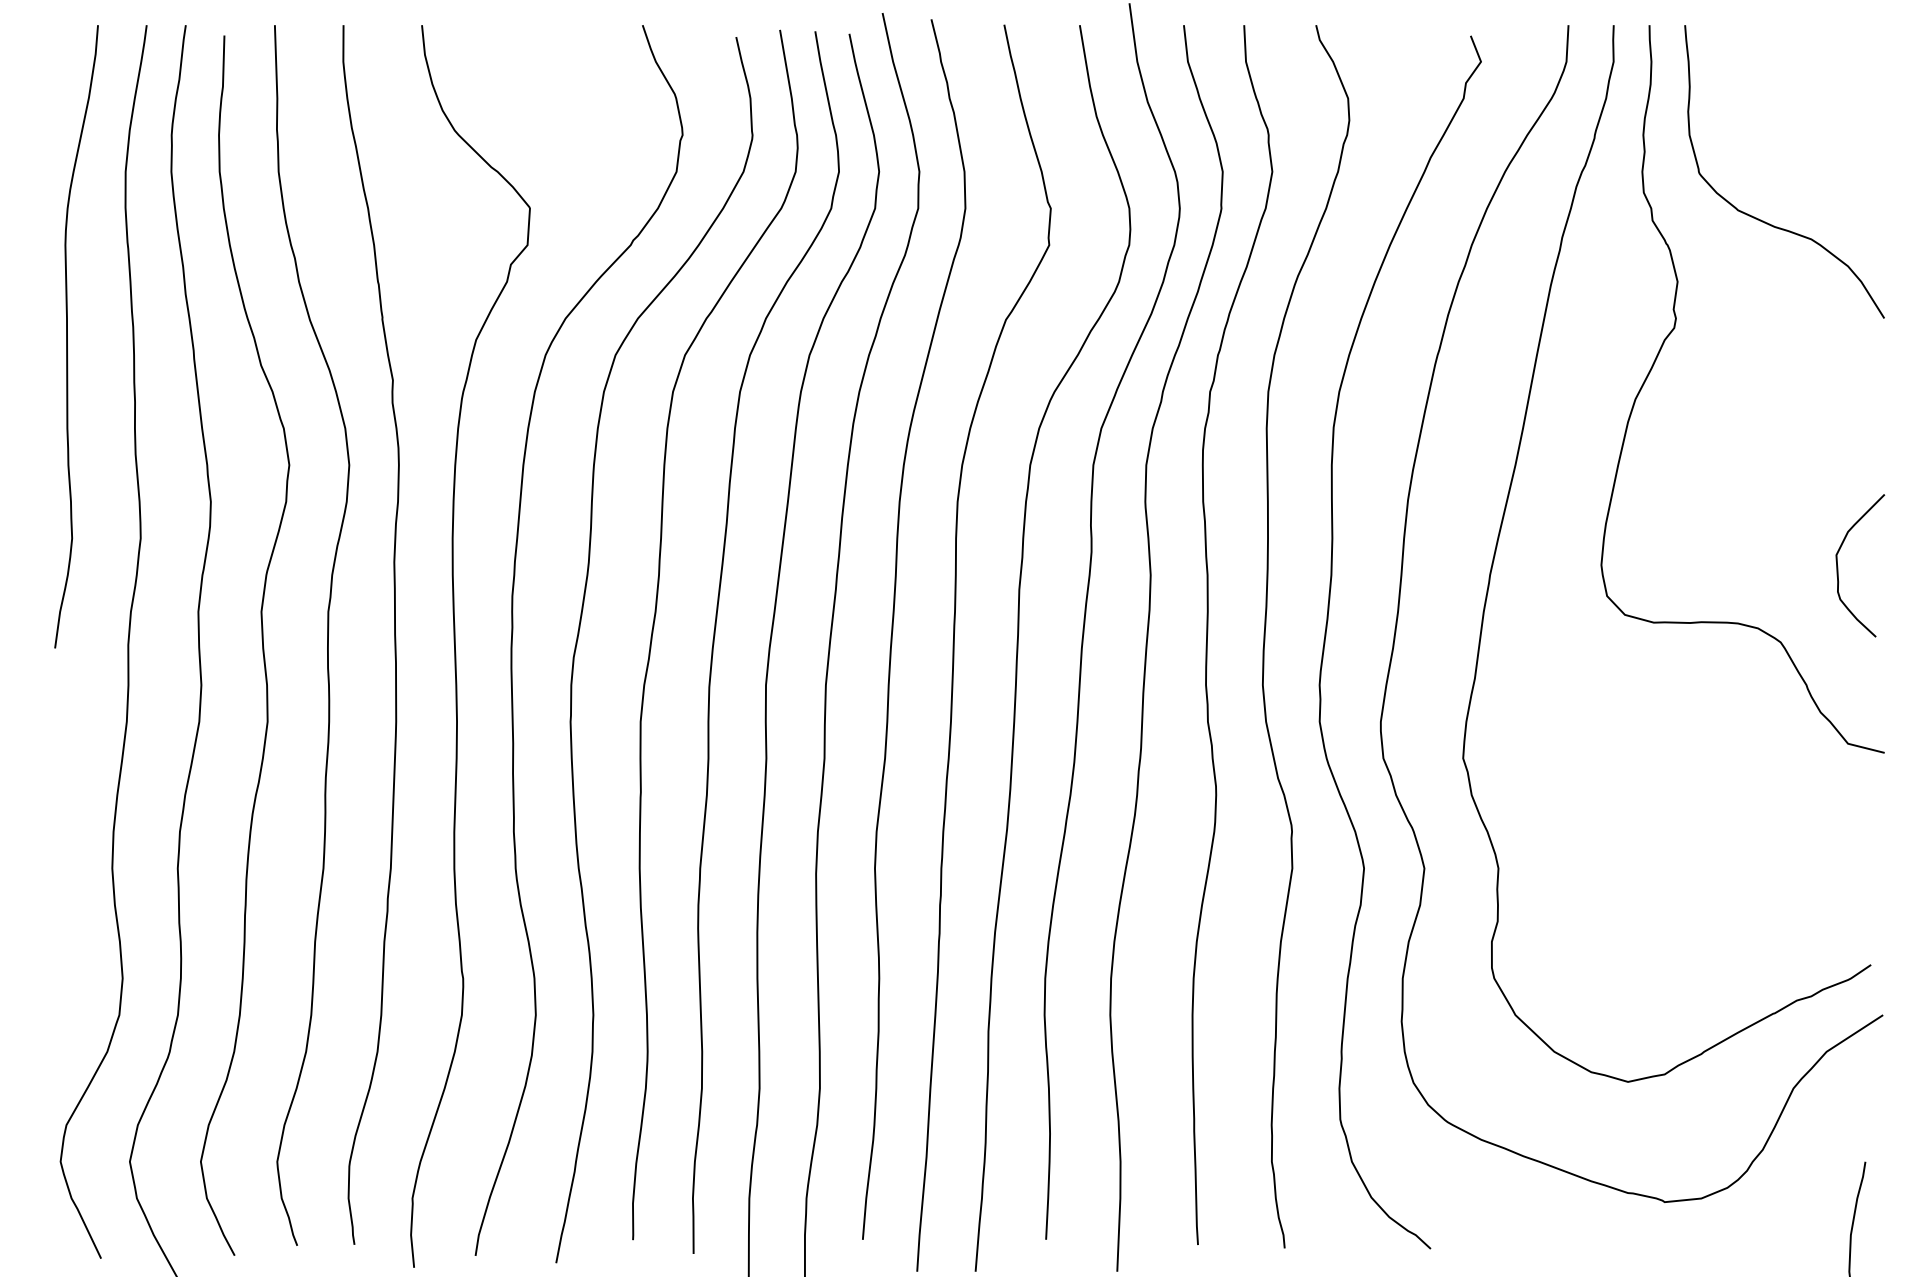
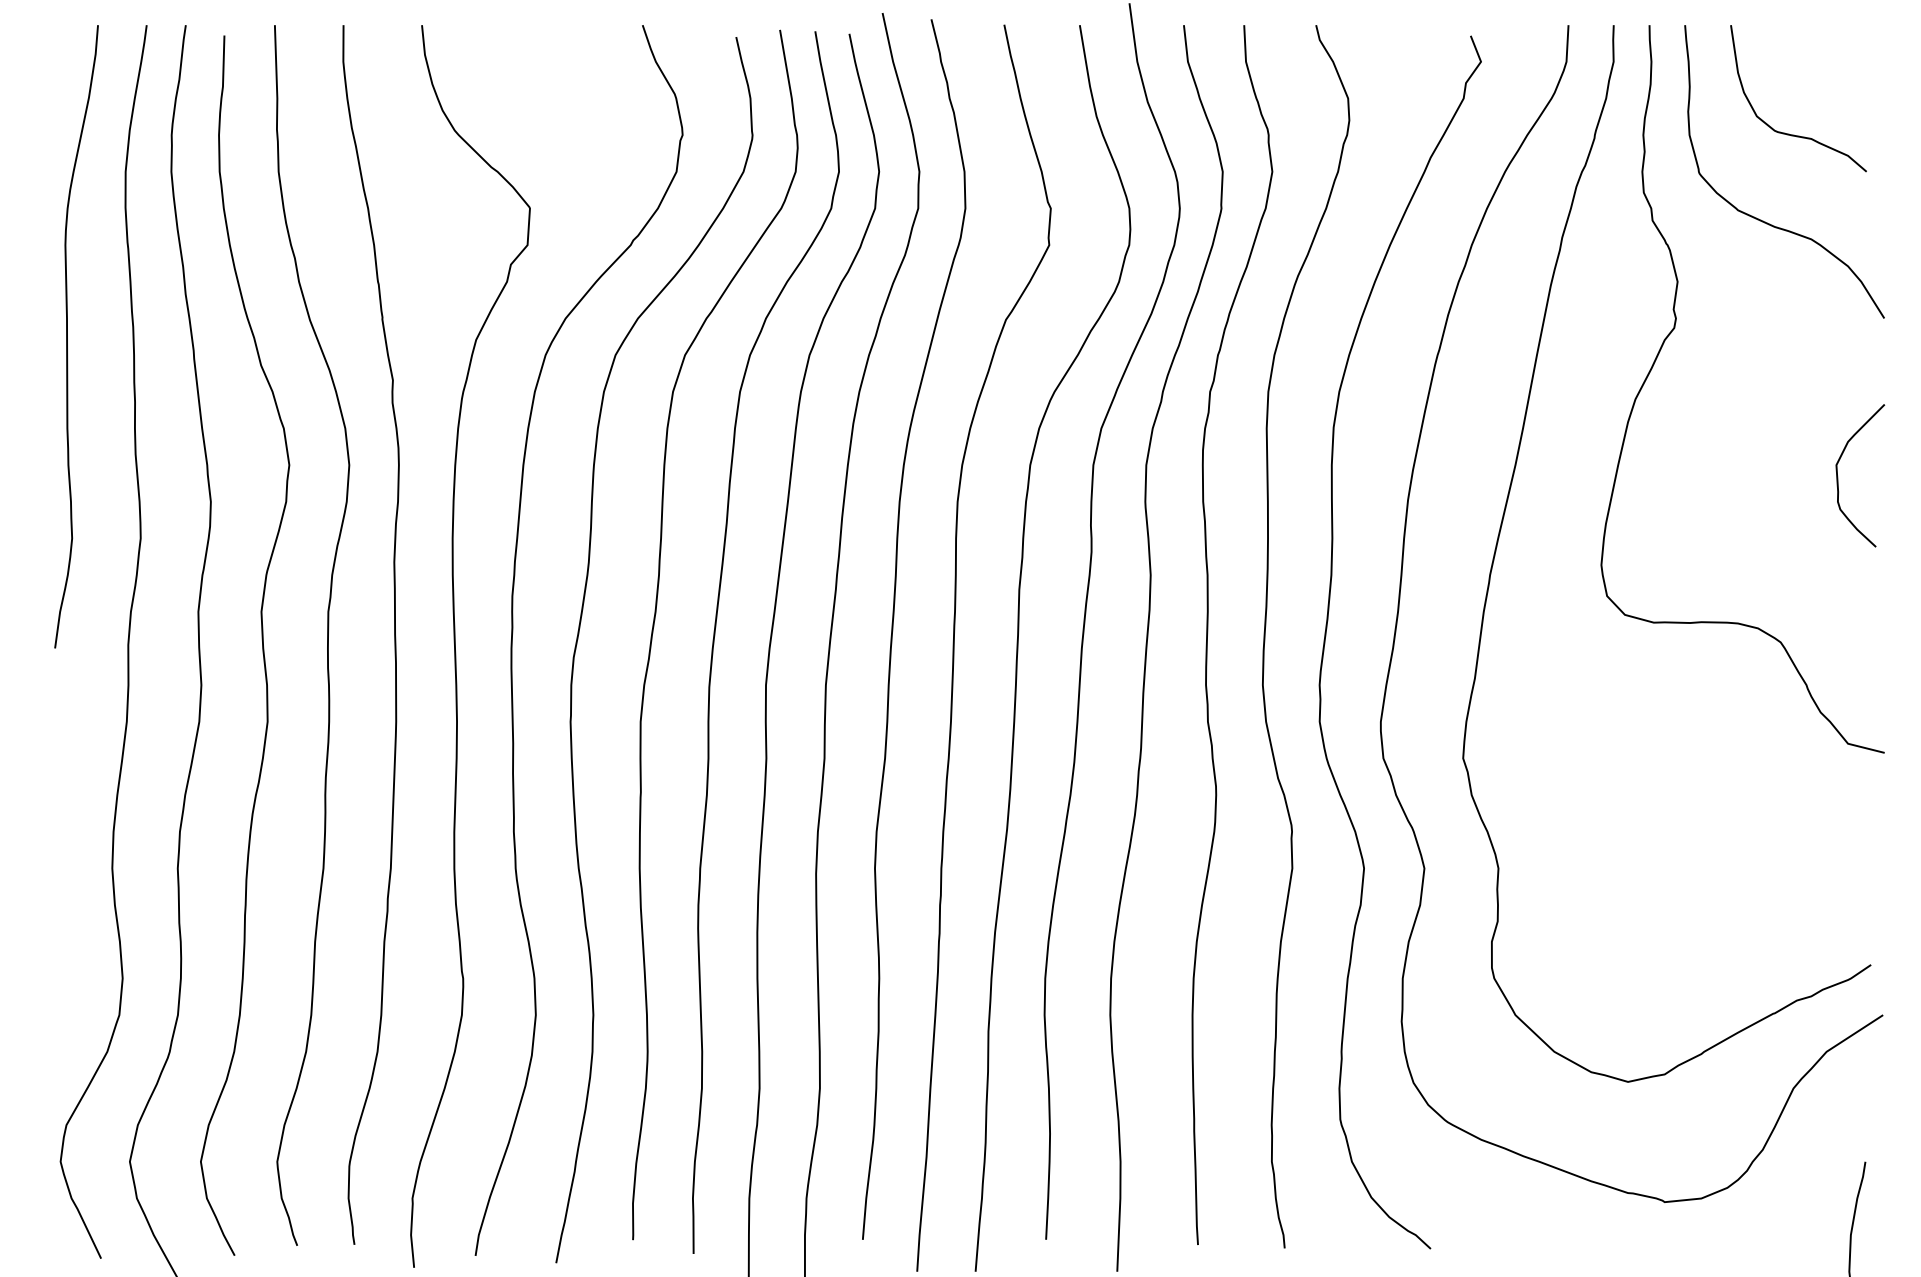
curve: none -> present (1789, 133)
curve position: (1838, 566) -> (1838, 476) (1838, 476)
